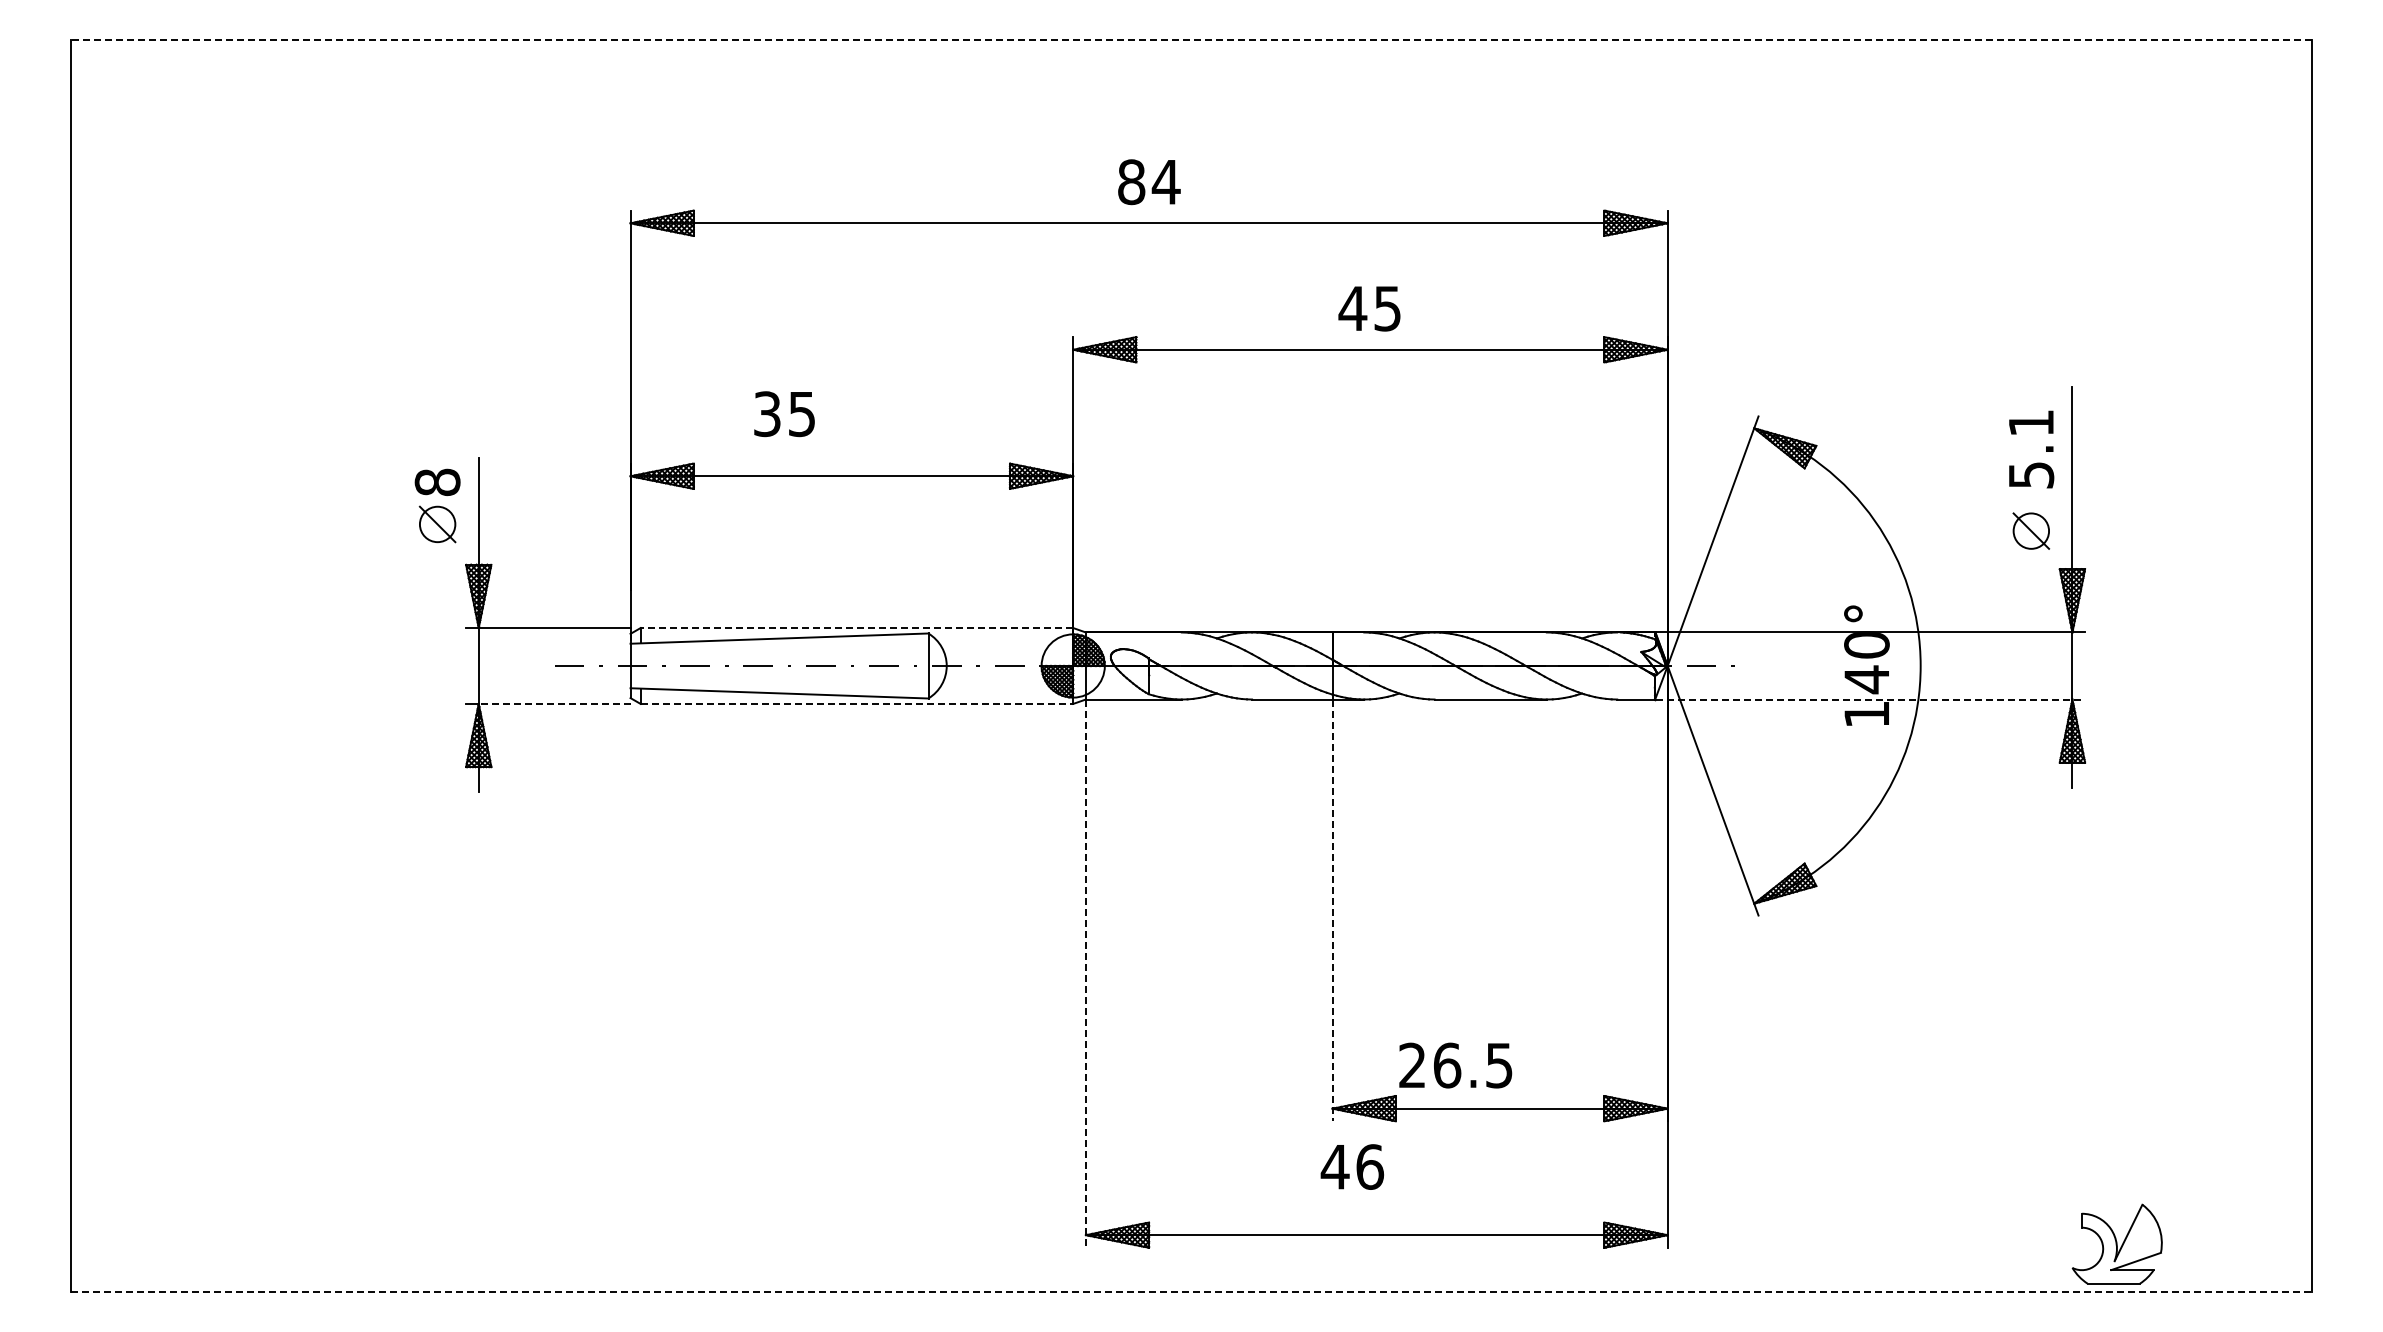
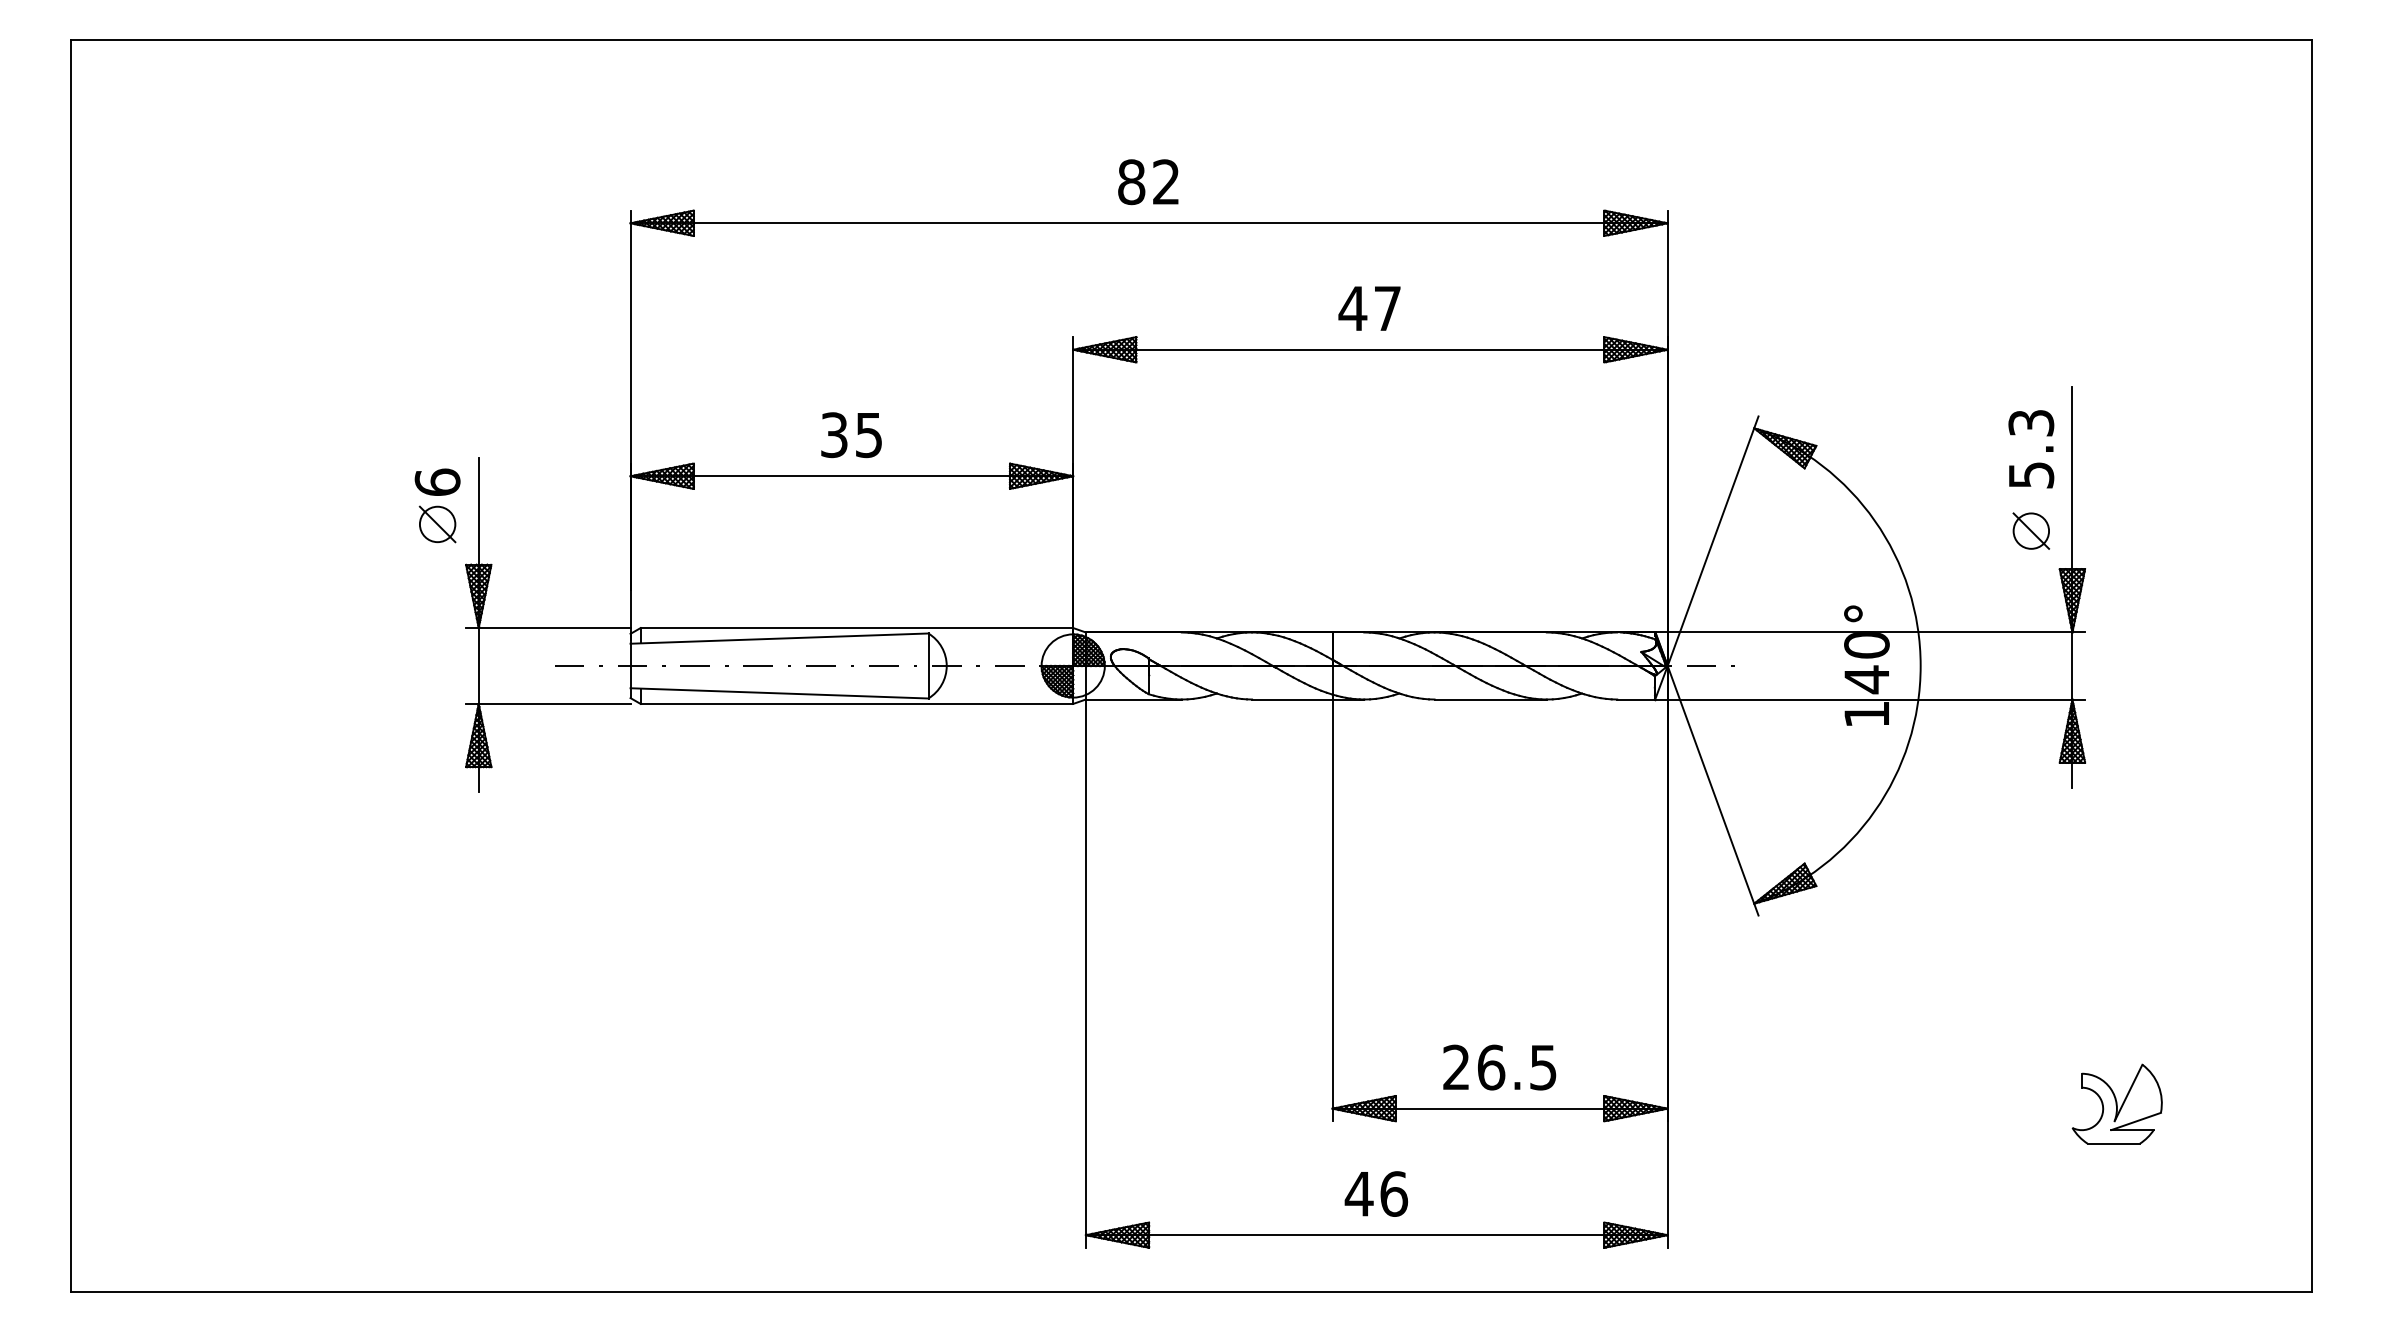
line: dashed -> solid (1191, 39)
text: 84 -> 82 (1165, 181)
text: 45 -> 47 (1387, 308)
text position: (784, 414) -> (851, 435) (851, 435)
text: 5.1 -> 5.3 (2031, 423)
text: 8 -> 6 (437, 482)
line: dashed -> solid (856, 628)
line: dashed -> solid (1870, 699)
line: dashed -> solid (554, 703)
line: dashed -> solid (857, 703)
line: dashed -> solid (1332, 910)
line: dashed -> solid (1085, 974)
text position: (1455, 1065) -> (1499, 1067) (1499, 1067)
text position: (1351, 1166) -> (1375, 1193) (1375, 1193)
part position: (2116, 1243) -> (2116, 1103) (2116, 1103)
line: dashed -> solid (1191, 1292)
